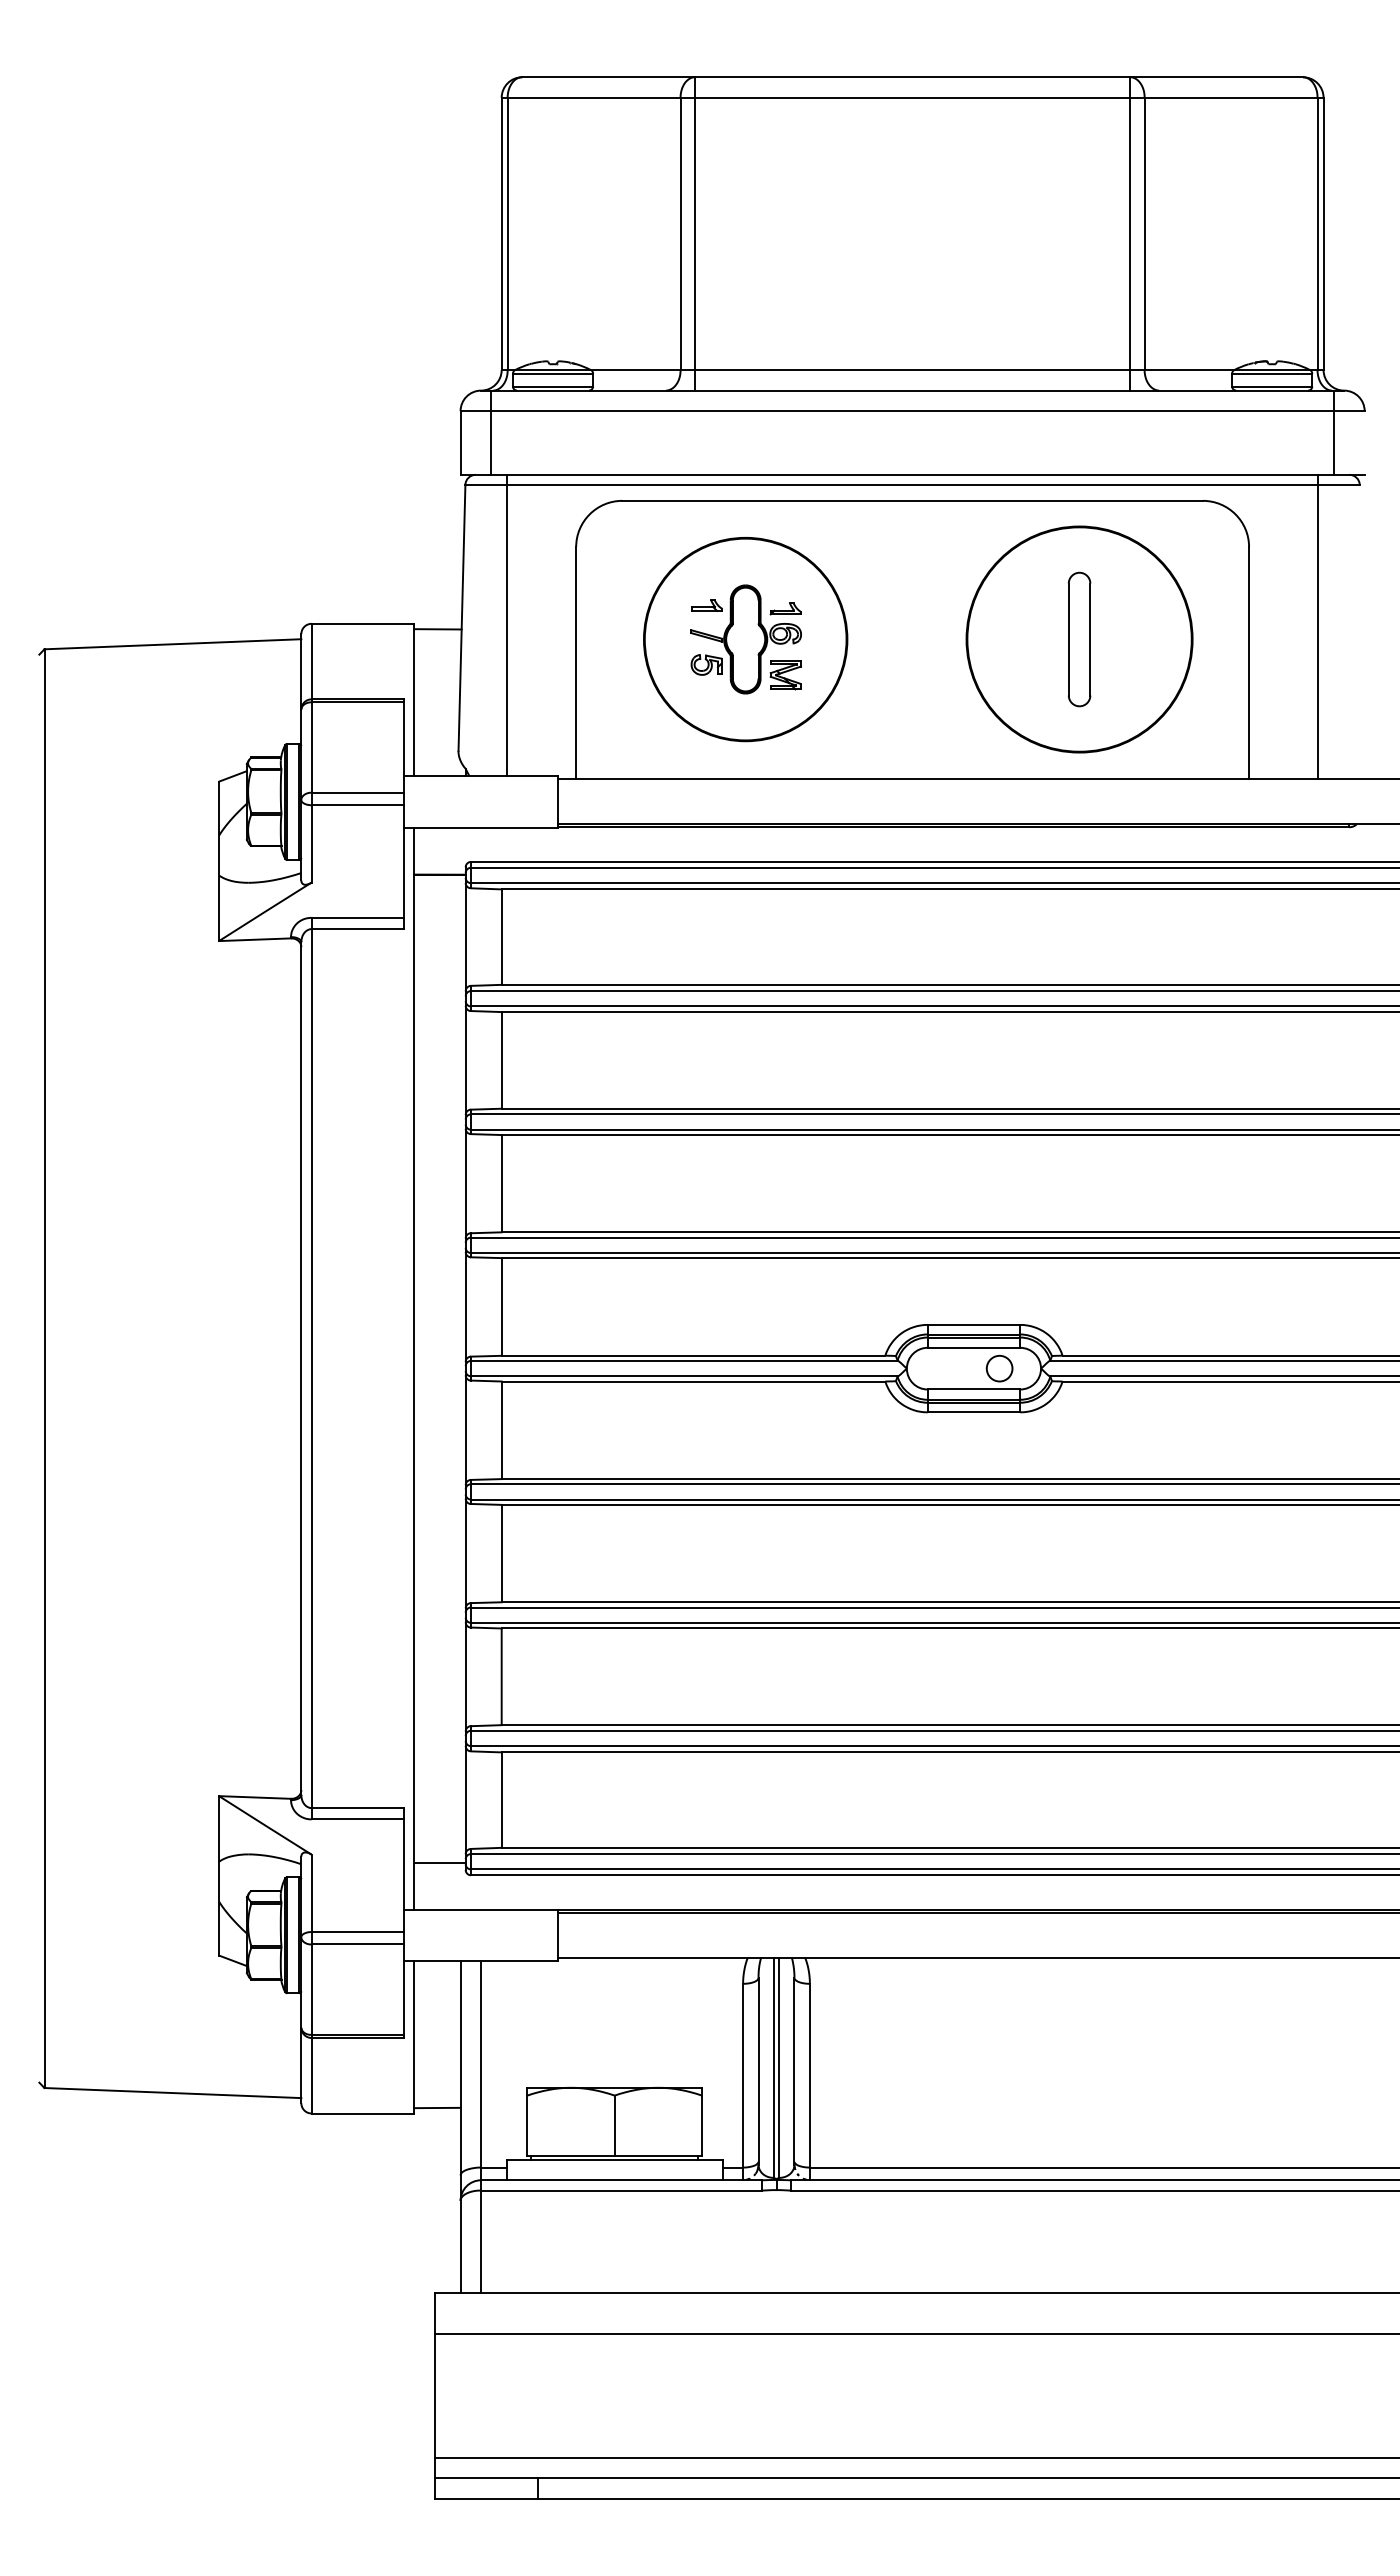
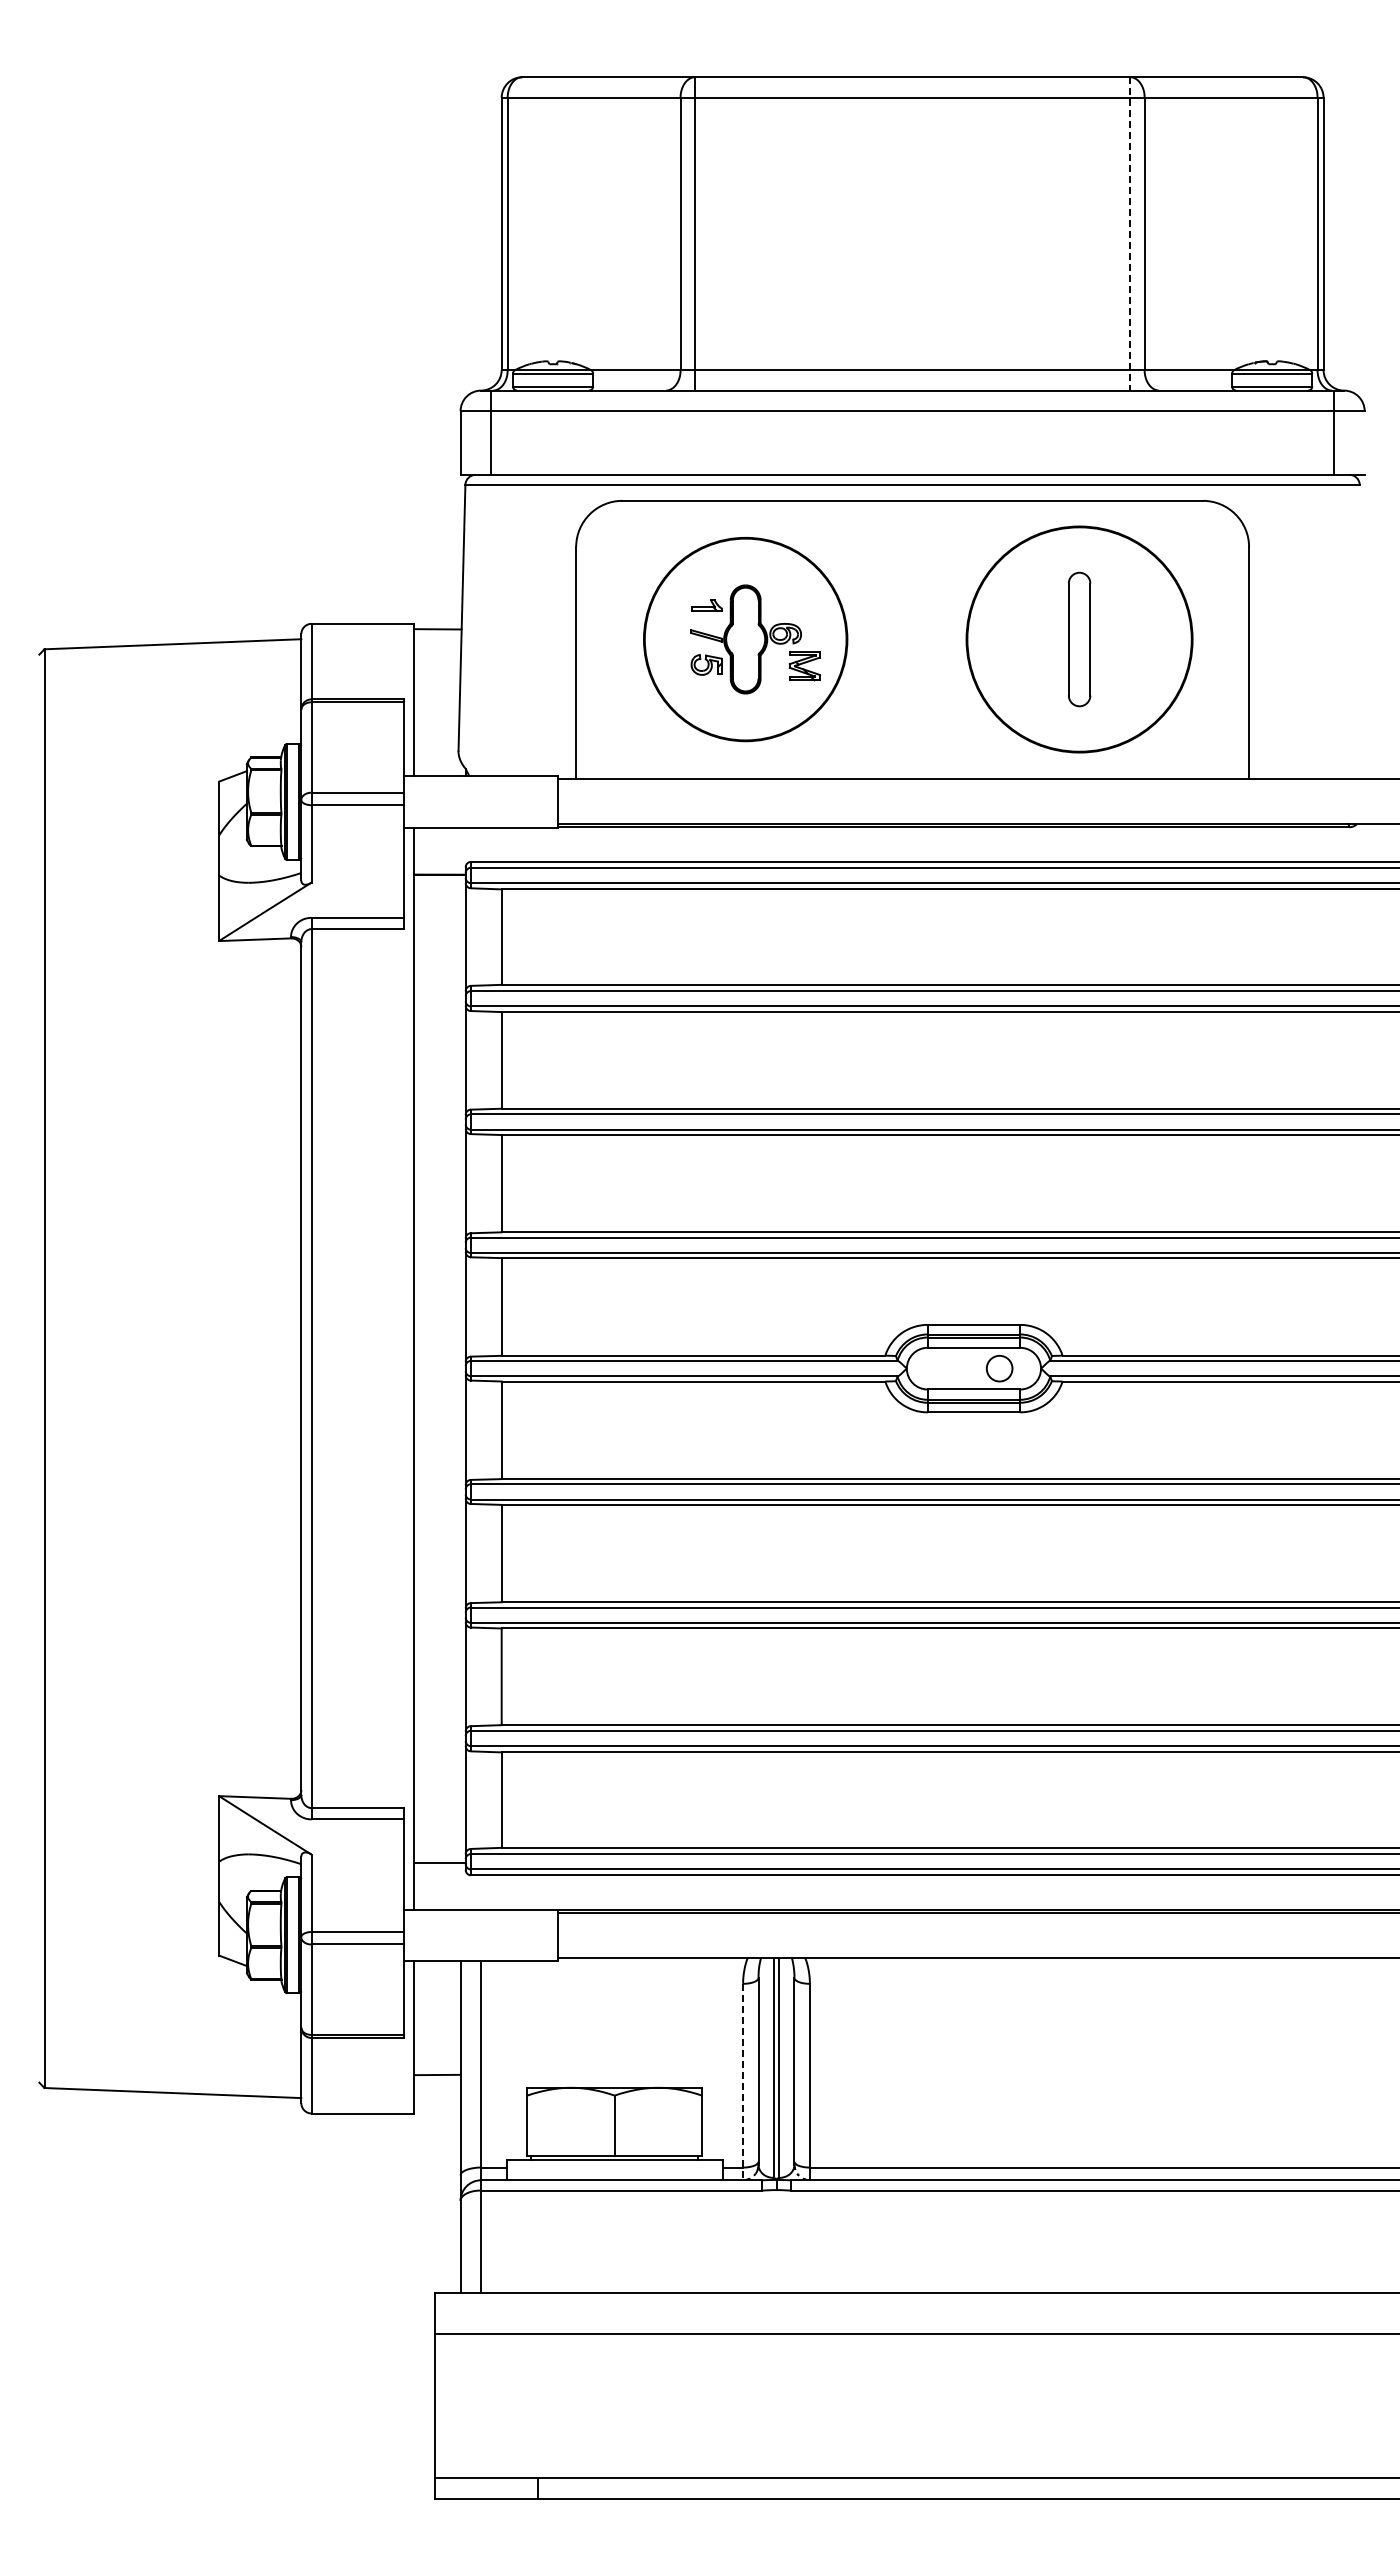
line: solid -> dashed (1130, 233)
part: present -> none (785, 608)
line: present -> none (506, 625)
line: present -> none (1318, 626)
part position: (785, 675) -> (804, 666) (804, 666)
line: solid -> dashed (743, 2082)
line position: (437, 2107) -> (437, 2074) (437, 2074)
line: present -> none (915, 2457)
